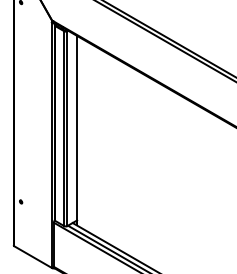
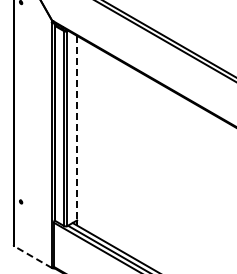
line: solid -> dashed (77, 128)
line: solid -> dashed (33, 257)
